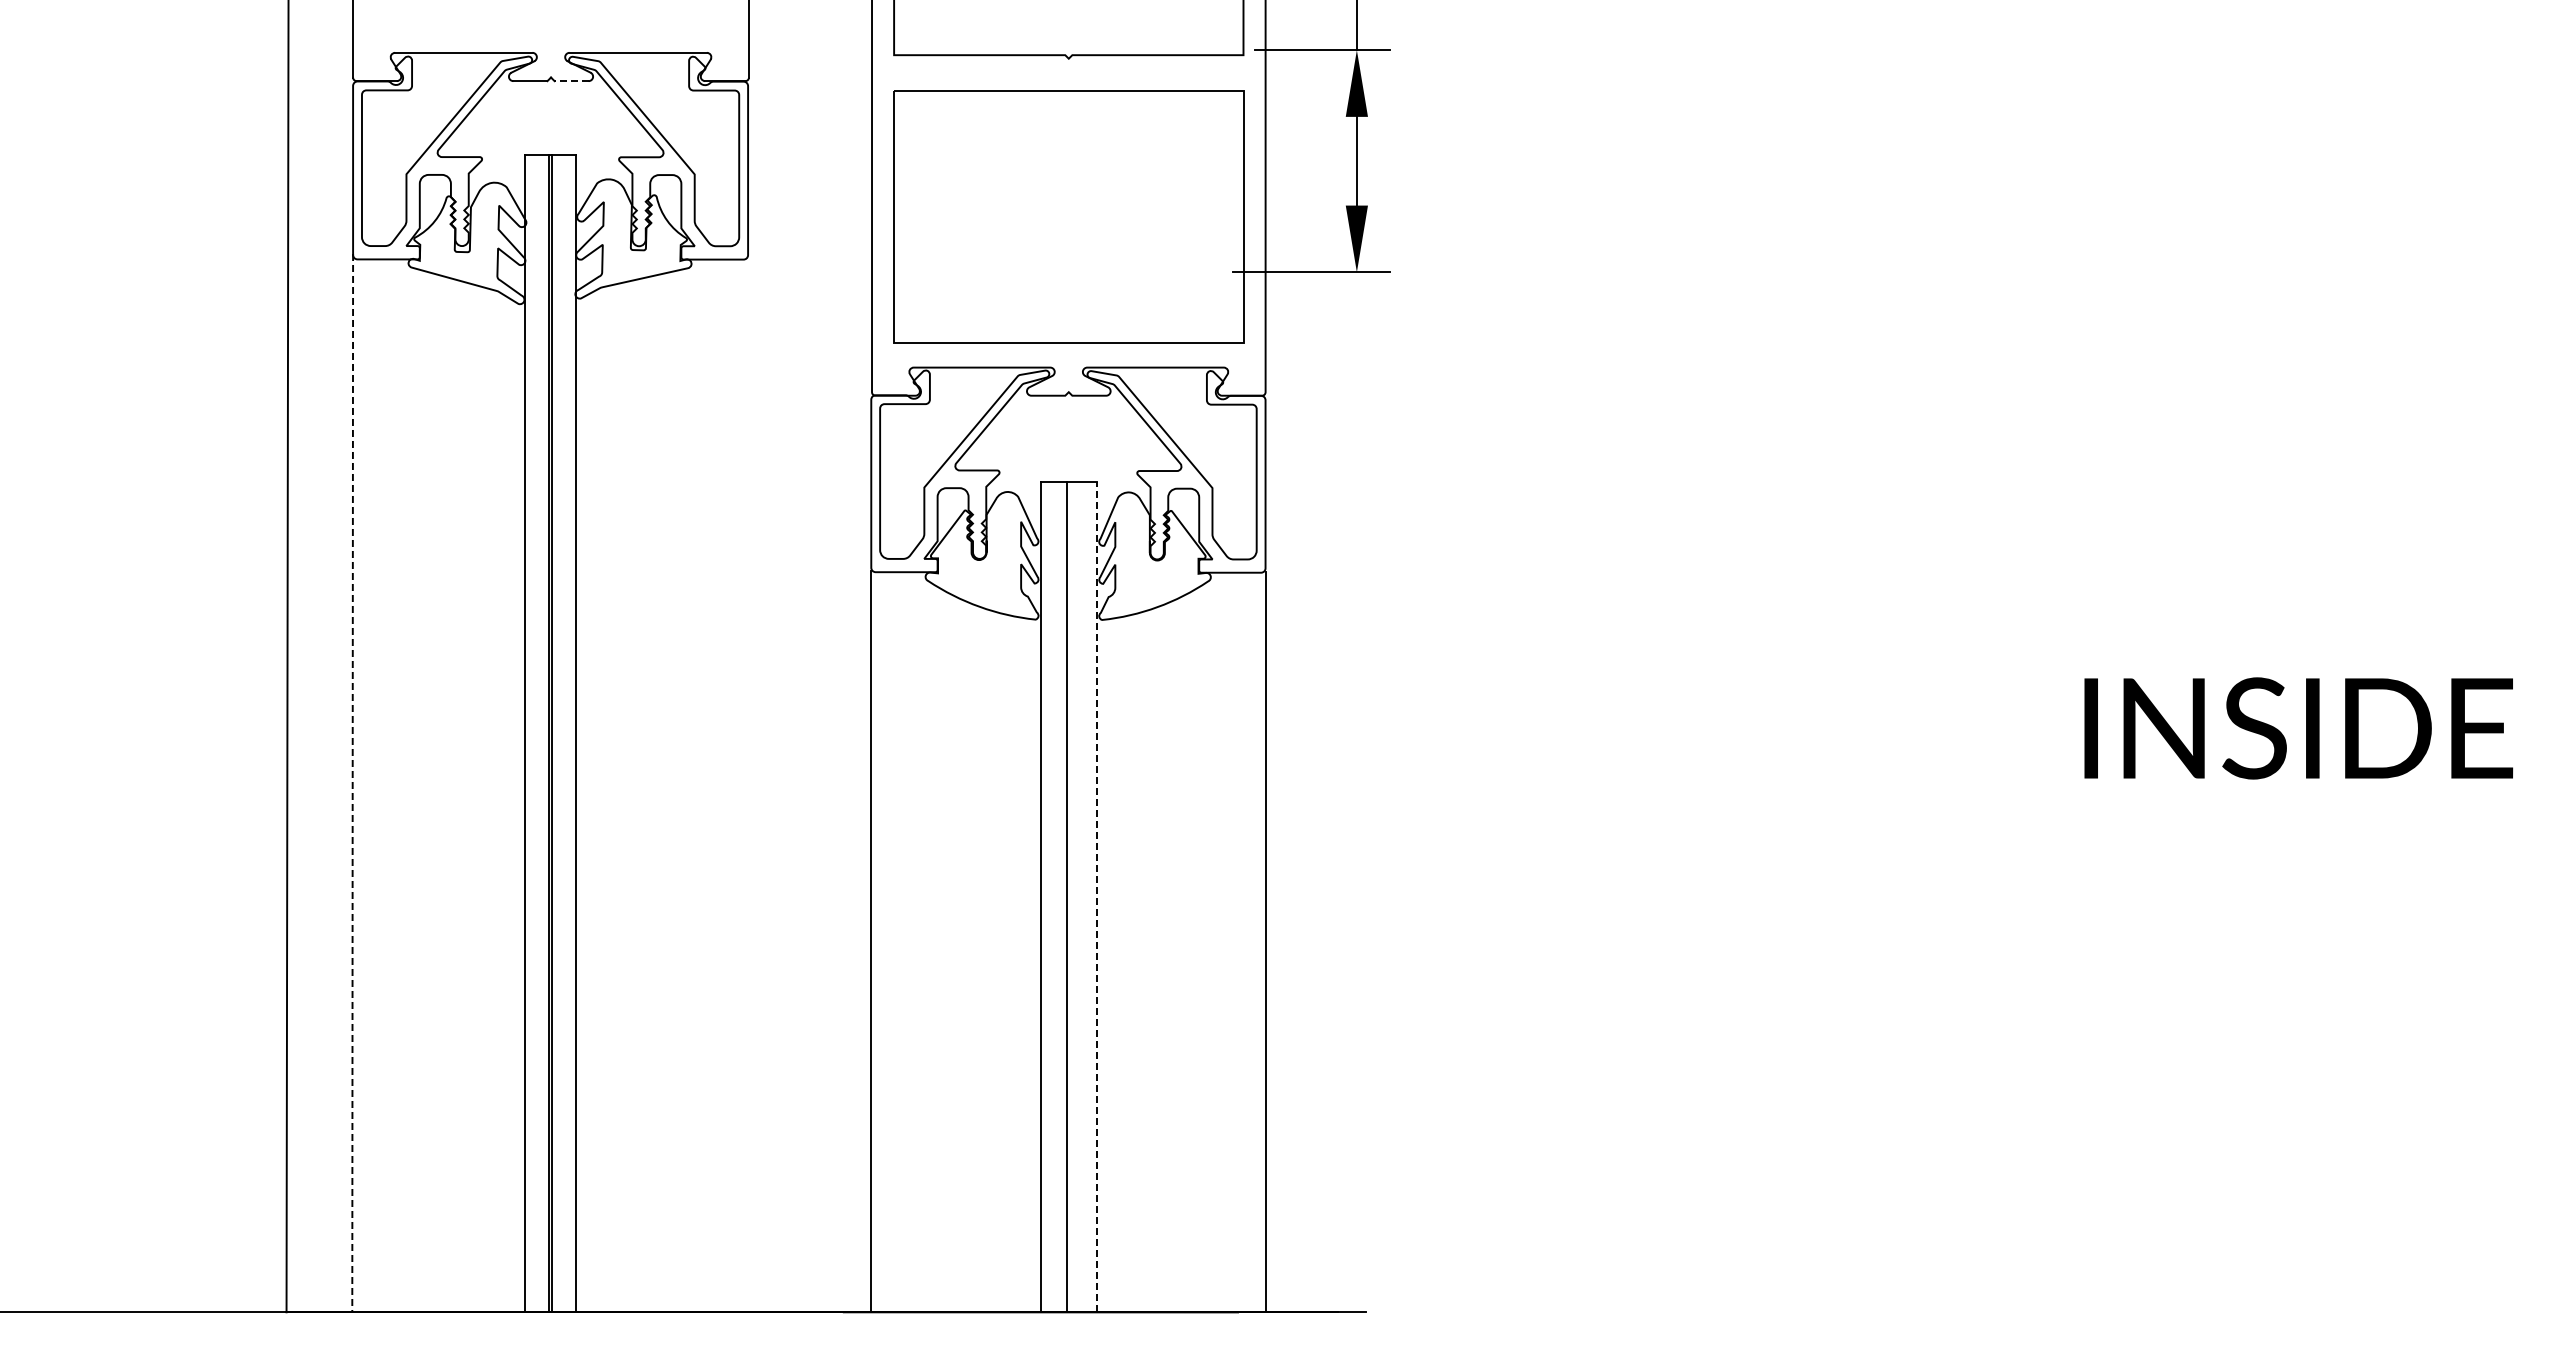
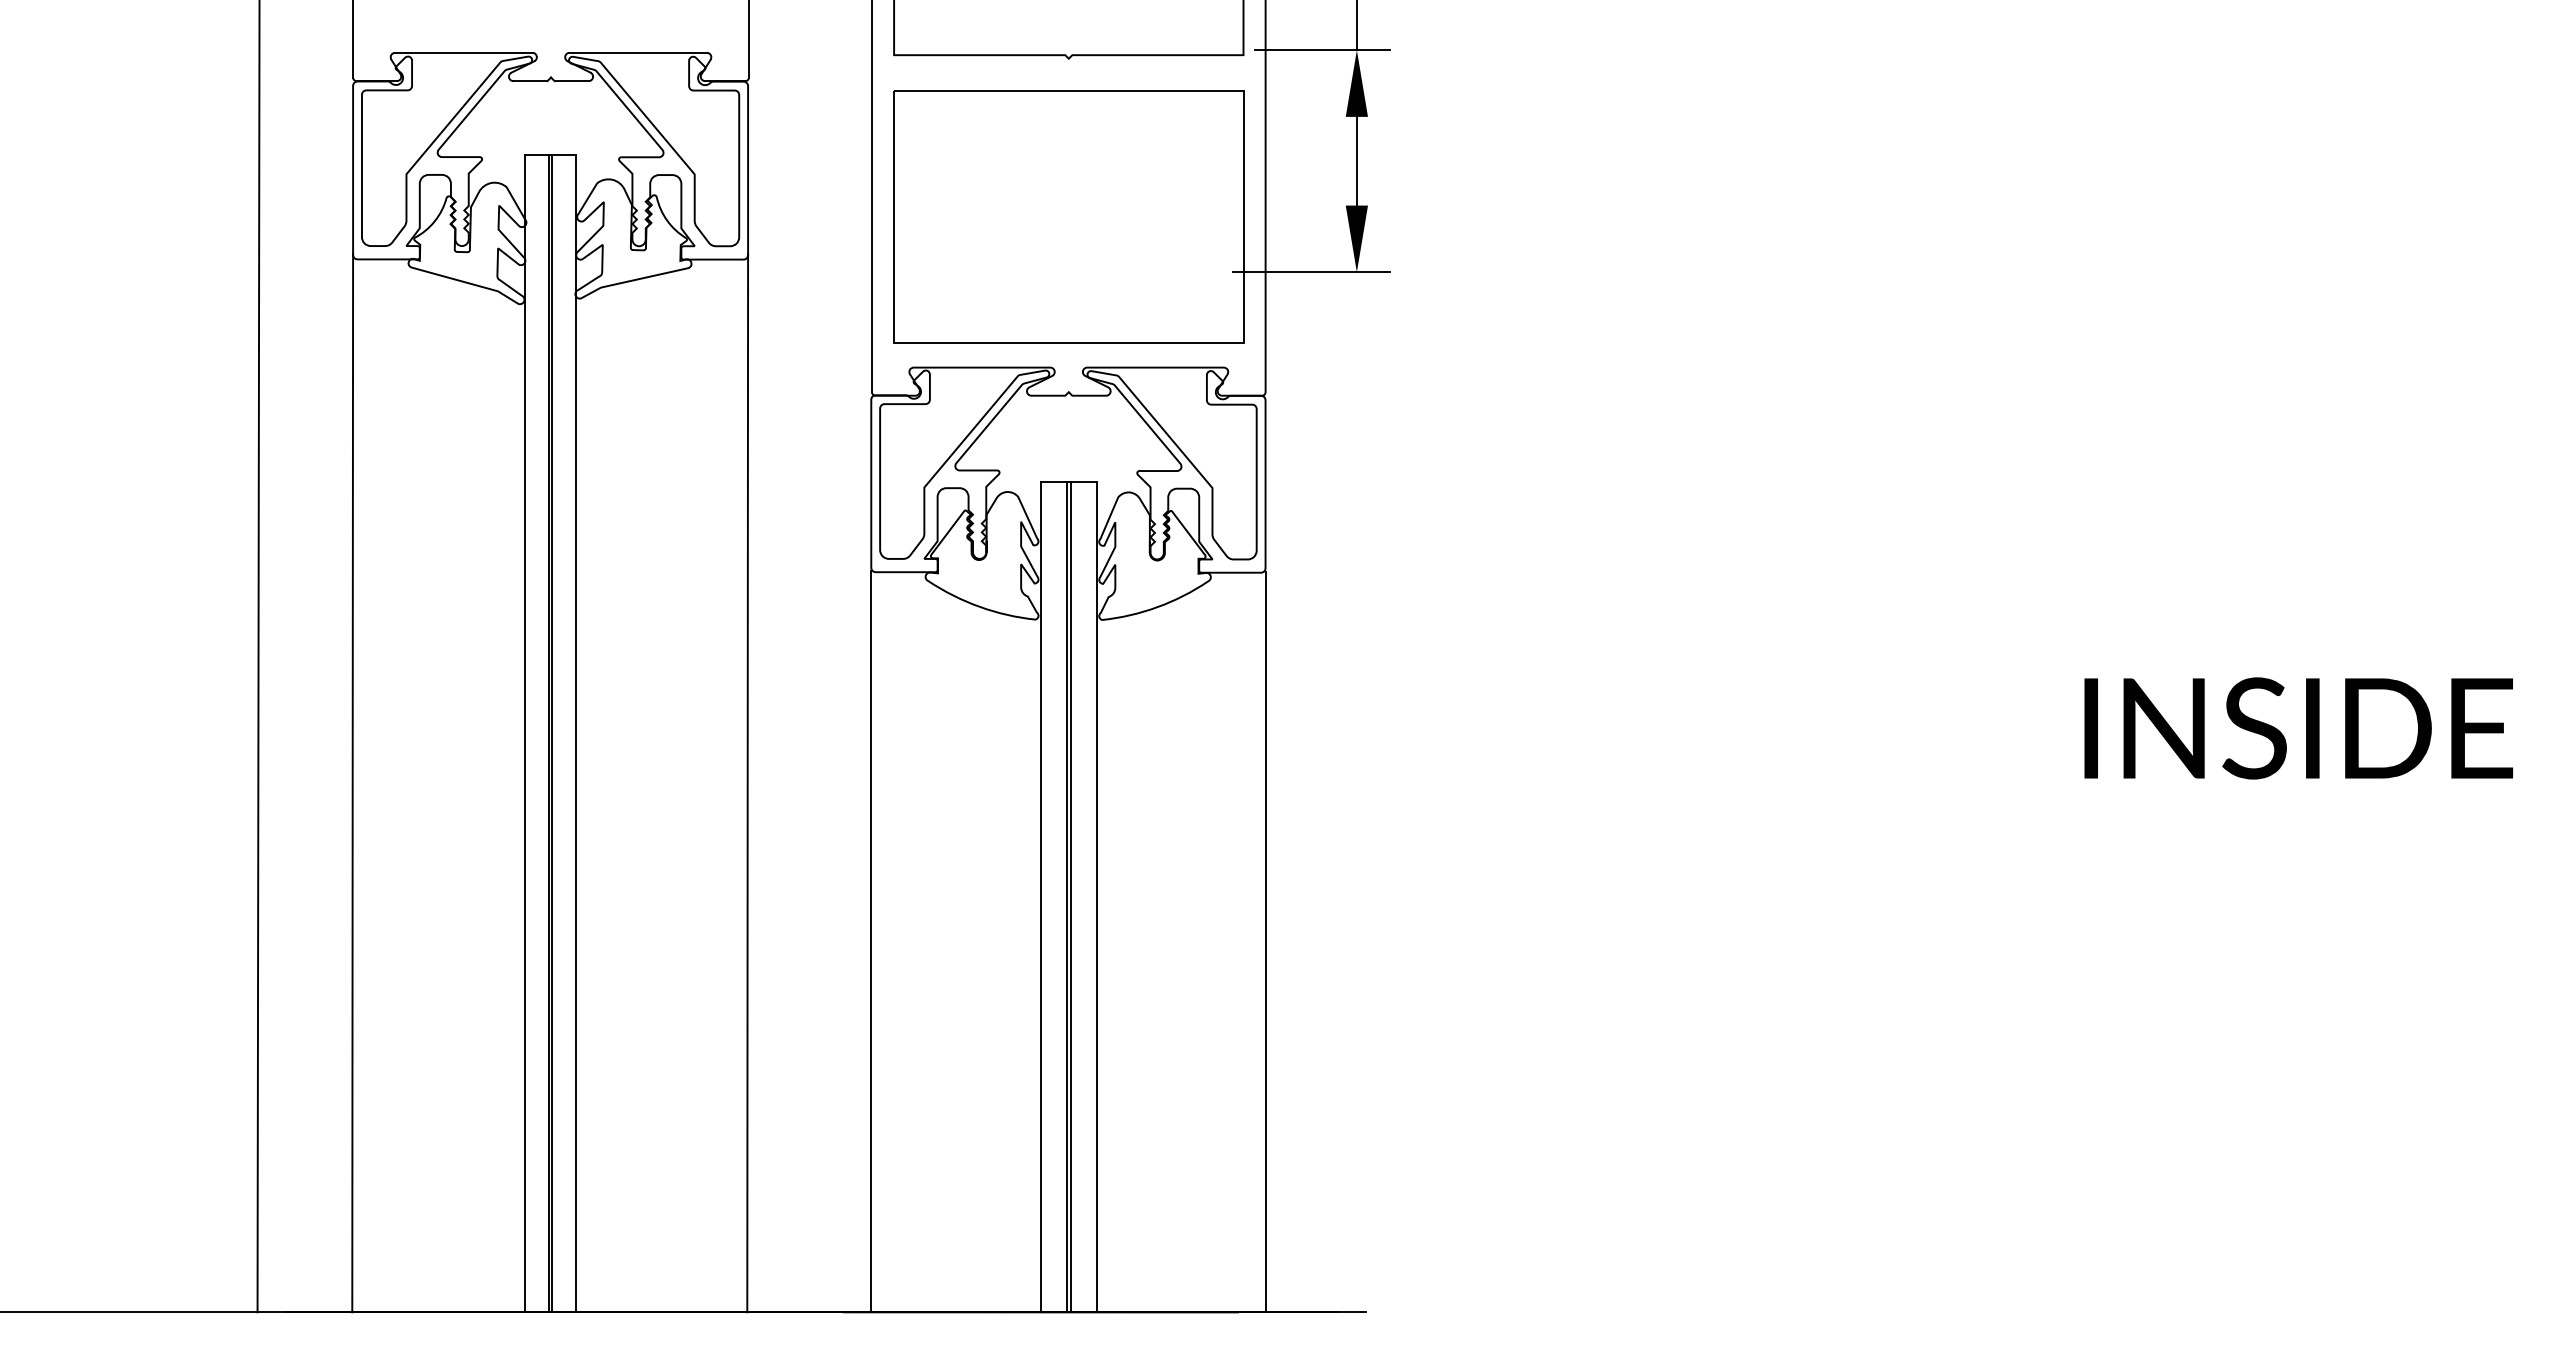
line: dashed -> solid (571, 81)
line position: (287, 657) -> (258, 657) (258, 657)
line: dashed -> solid (352, 783)
line: none -> present (747, 783)
line: dashed -> solid (1097, 896)
line: none -> present (1070, 897)
